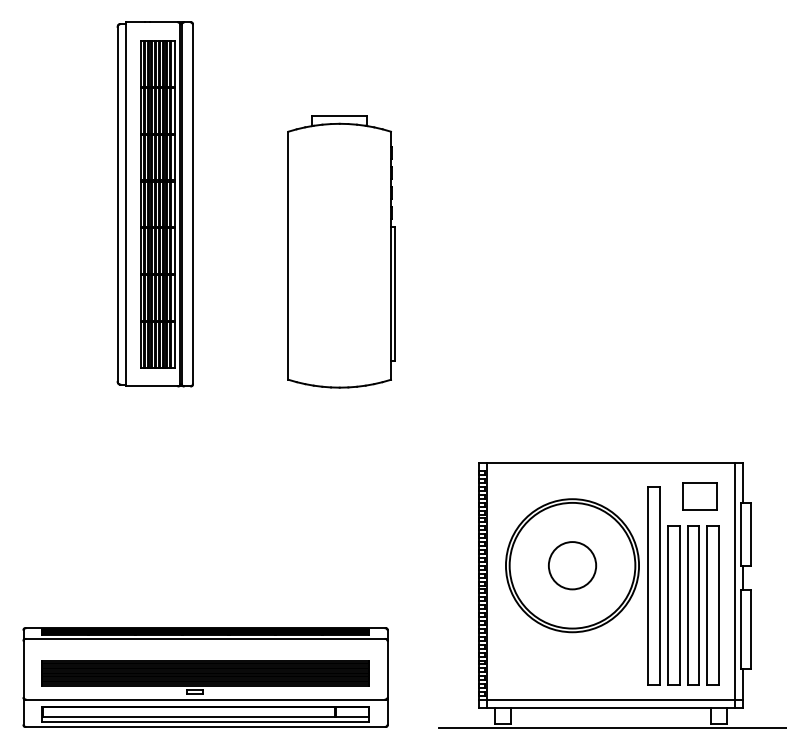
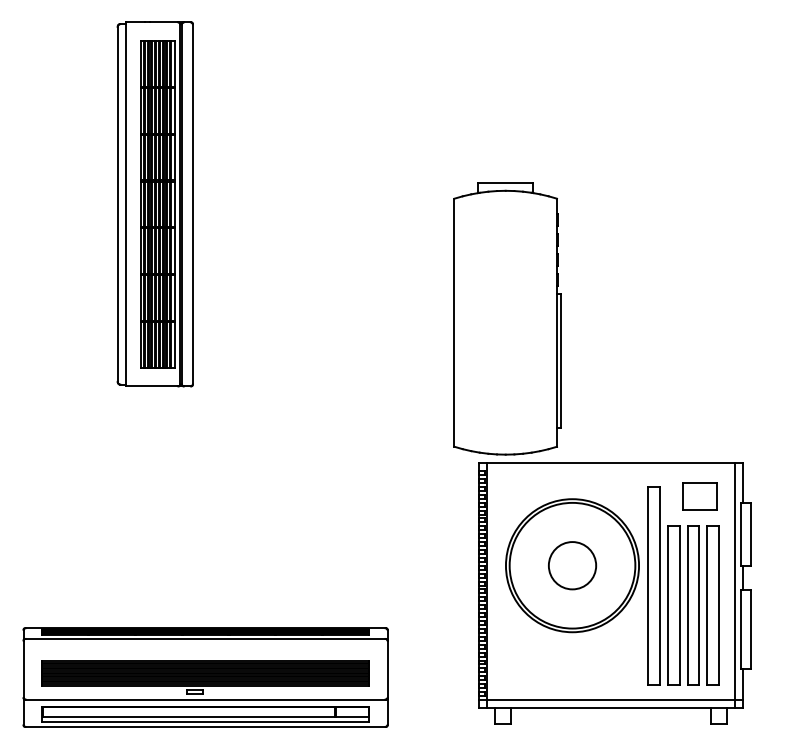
part position: (341, 251) -> (507, 318) (507, 318)
line: present -> none (611, 727)
